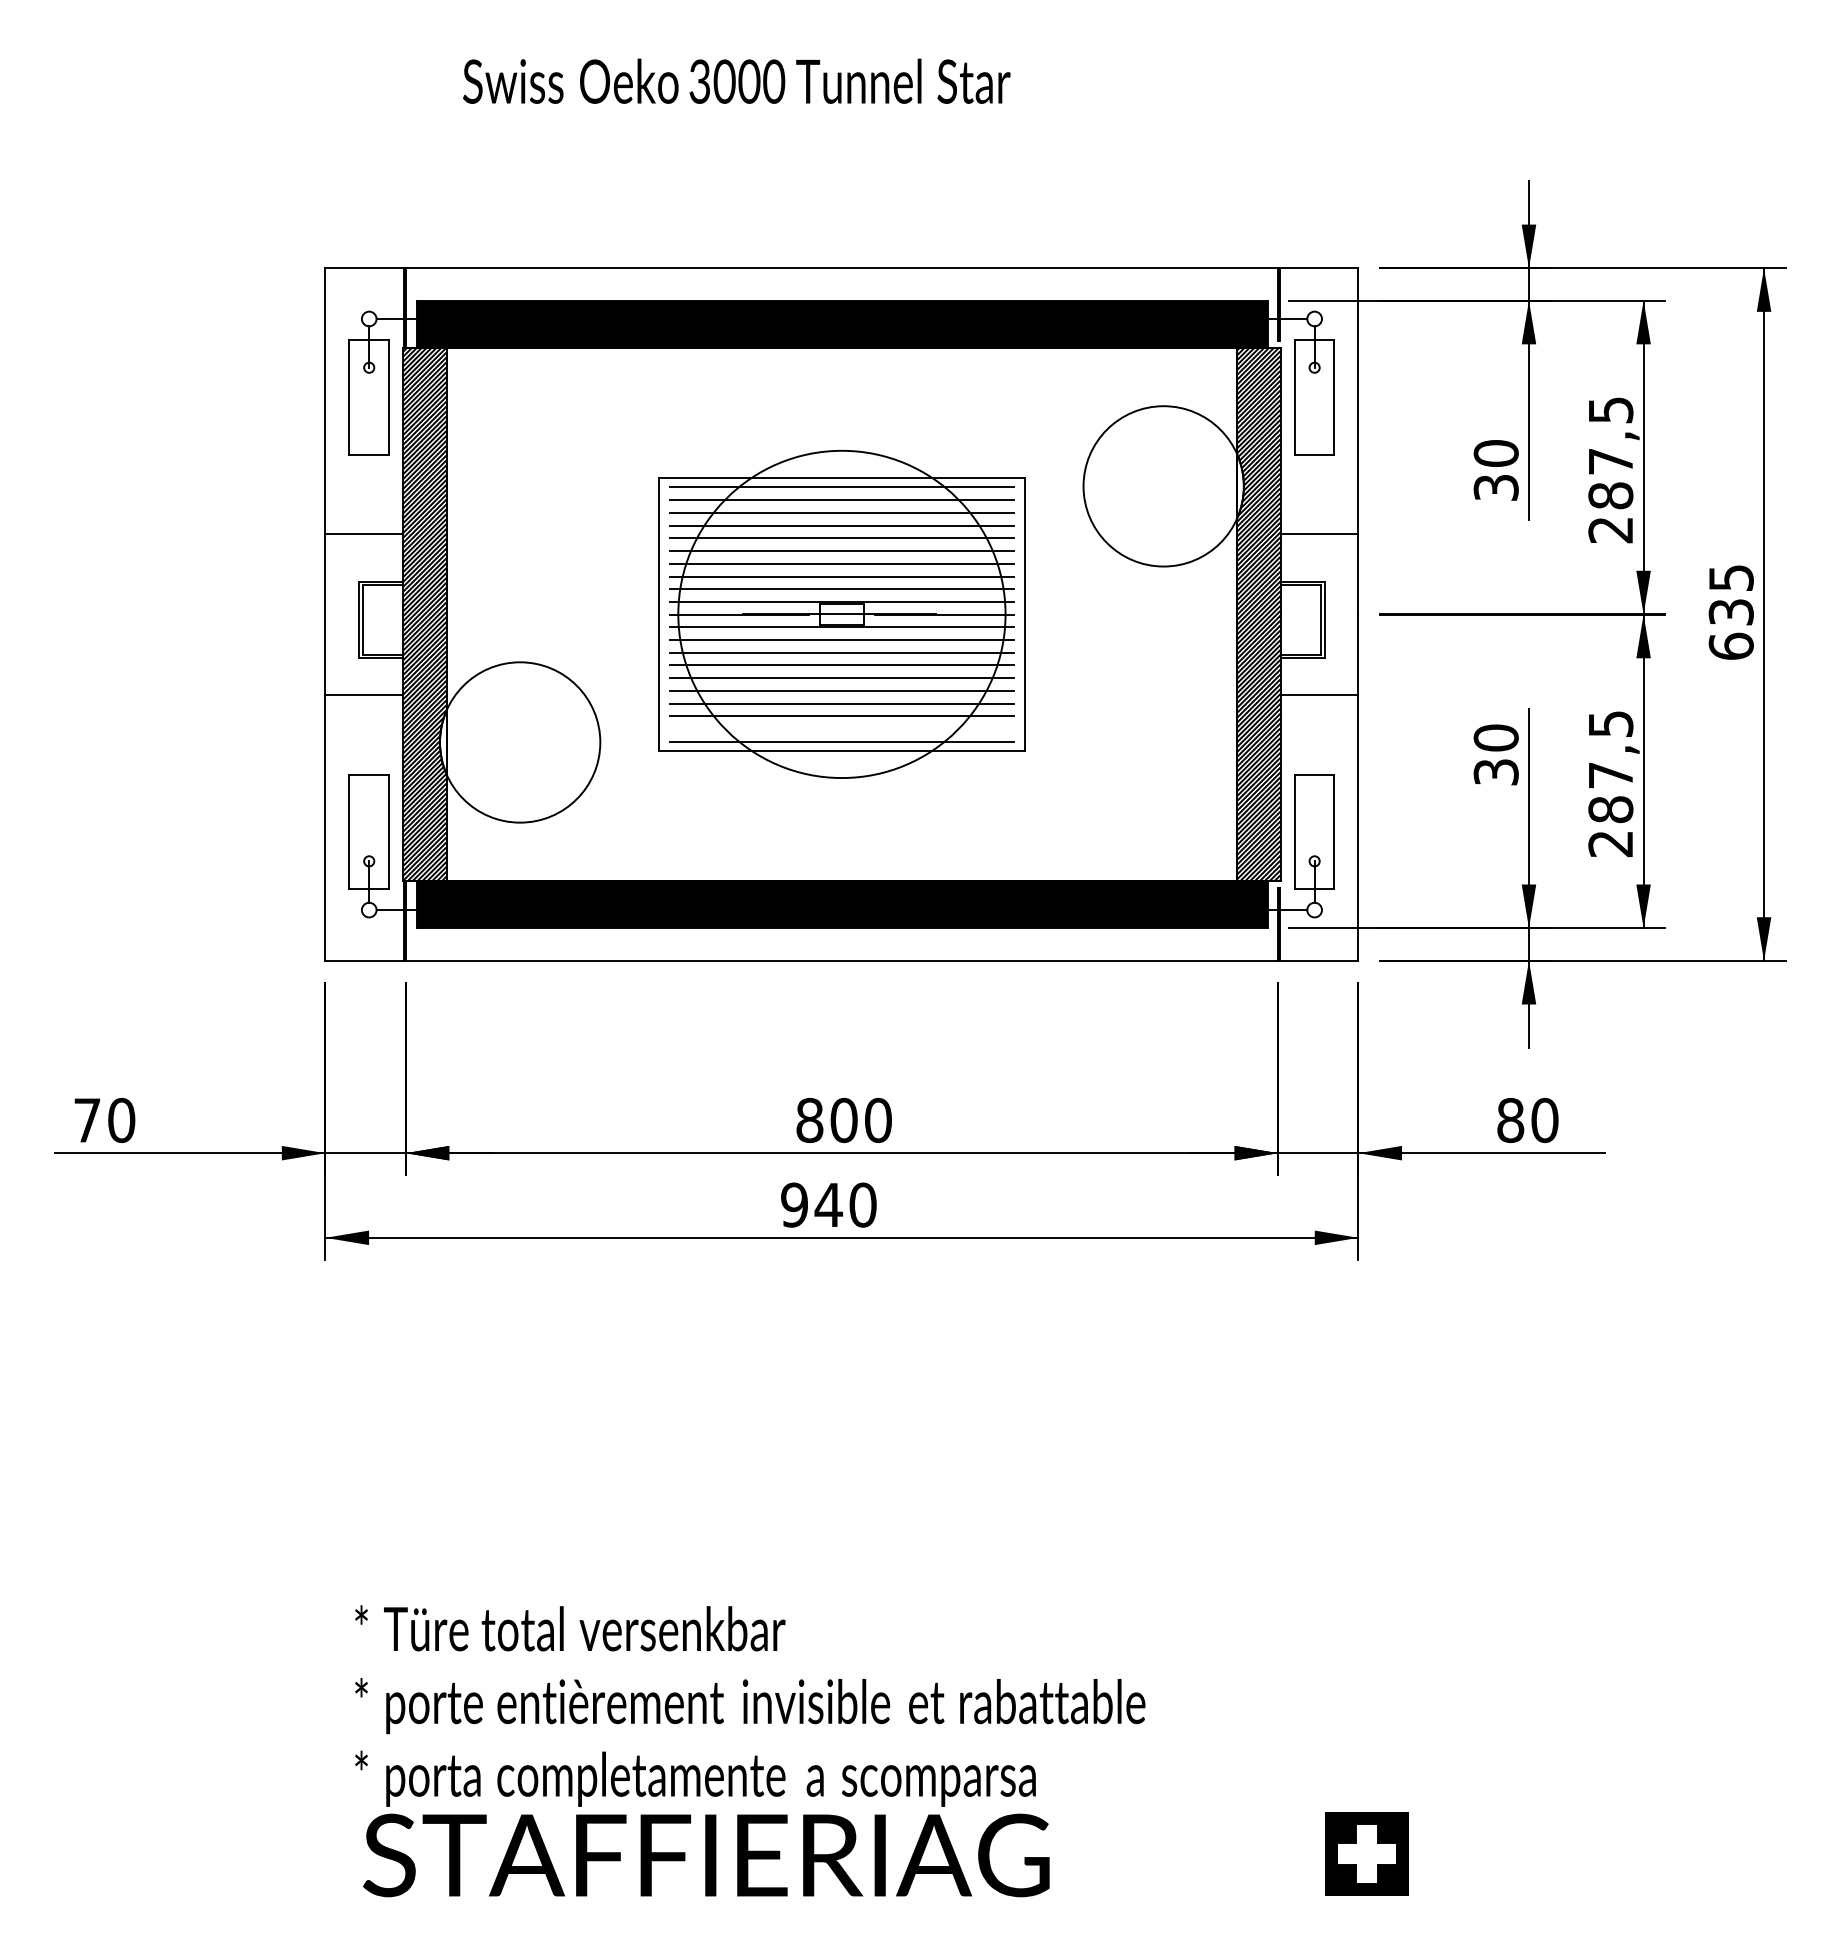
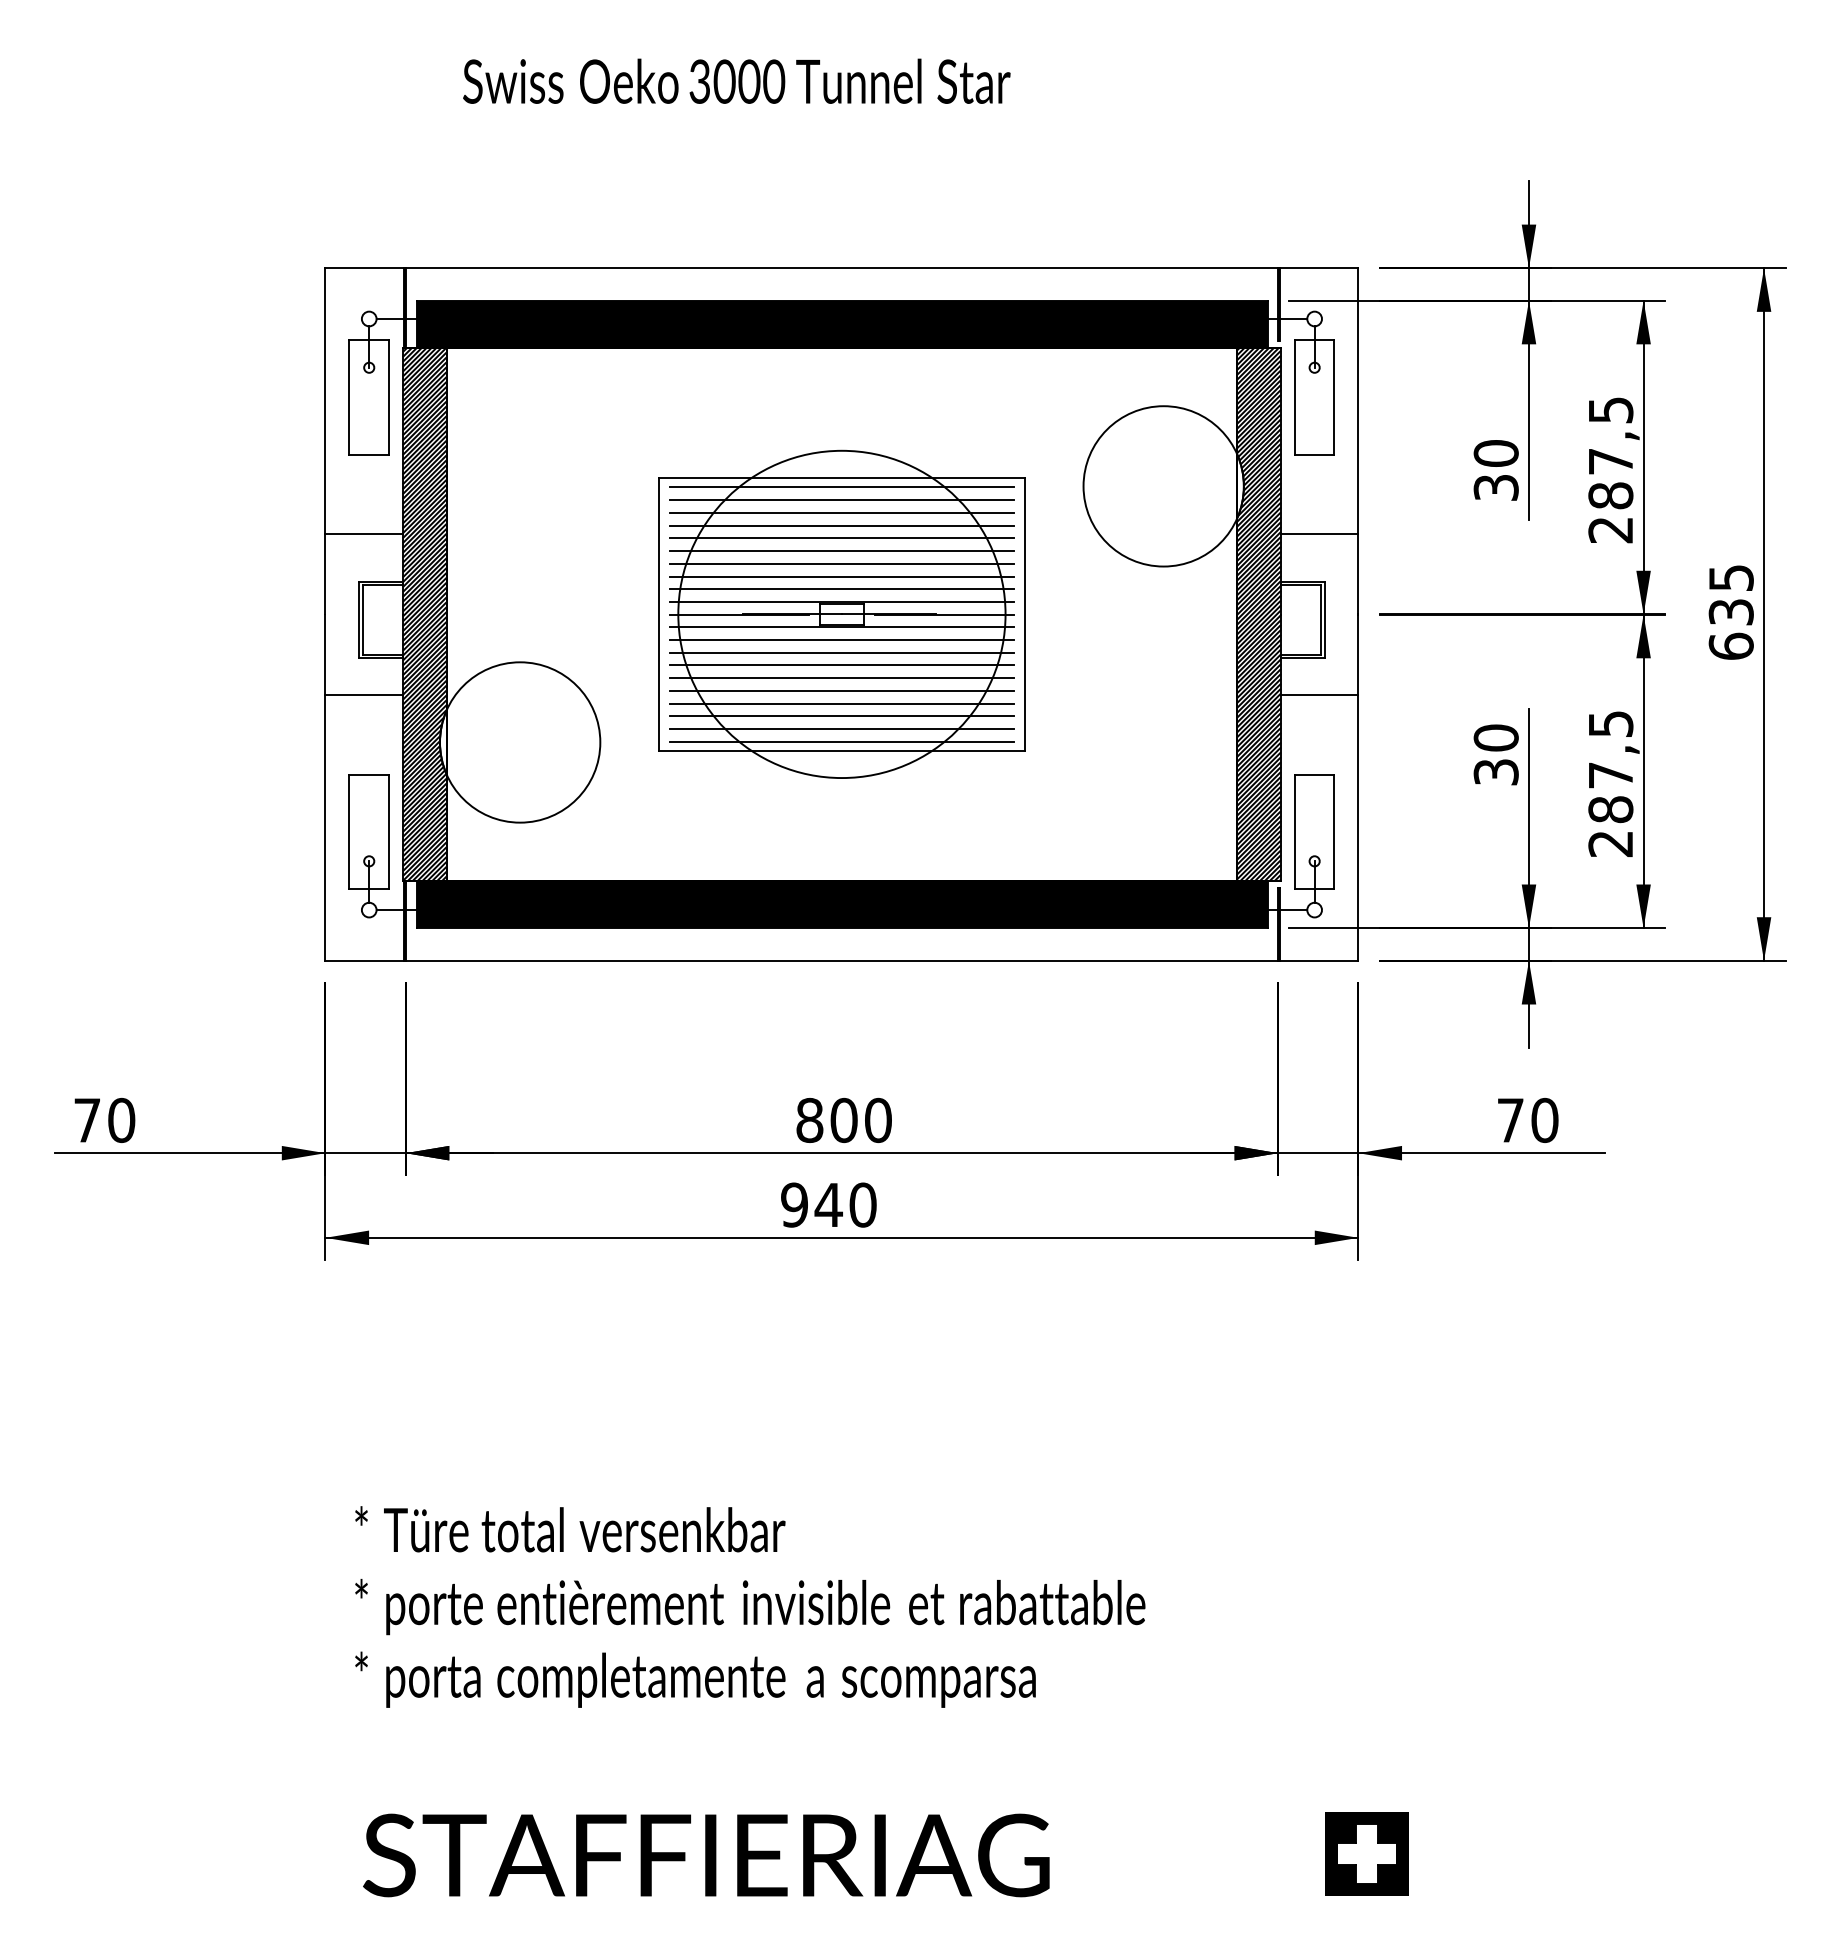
line: none -> present (841, 729)
text: 80 -> 70 (1510, 1120)
text position: (750, 1705) -> (750, 1606) (750, 1606)
